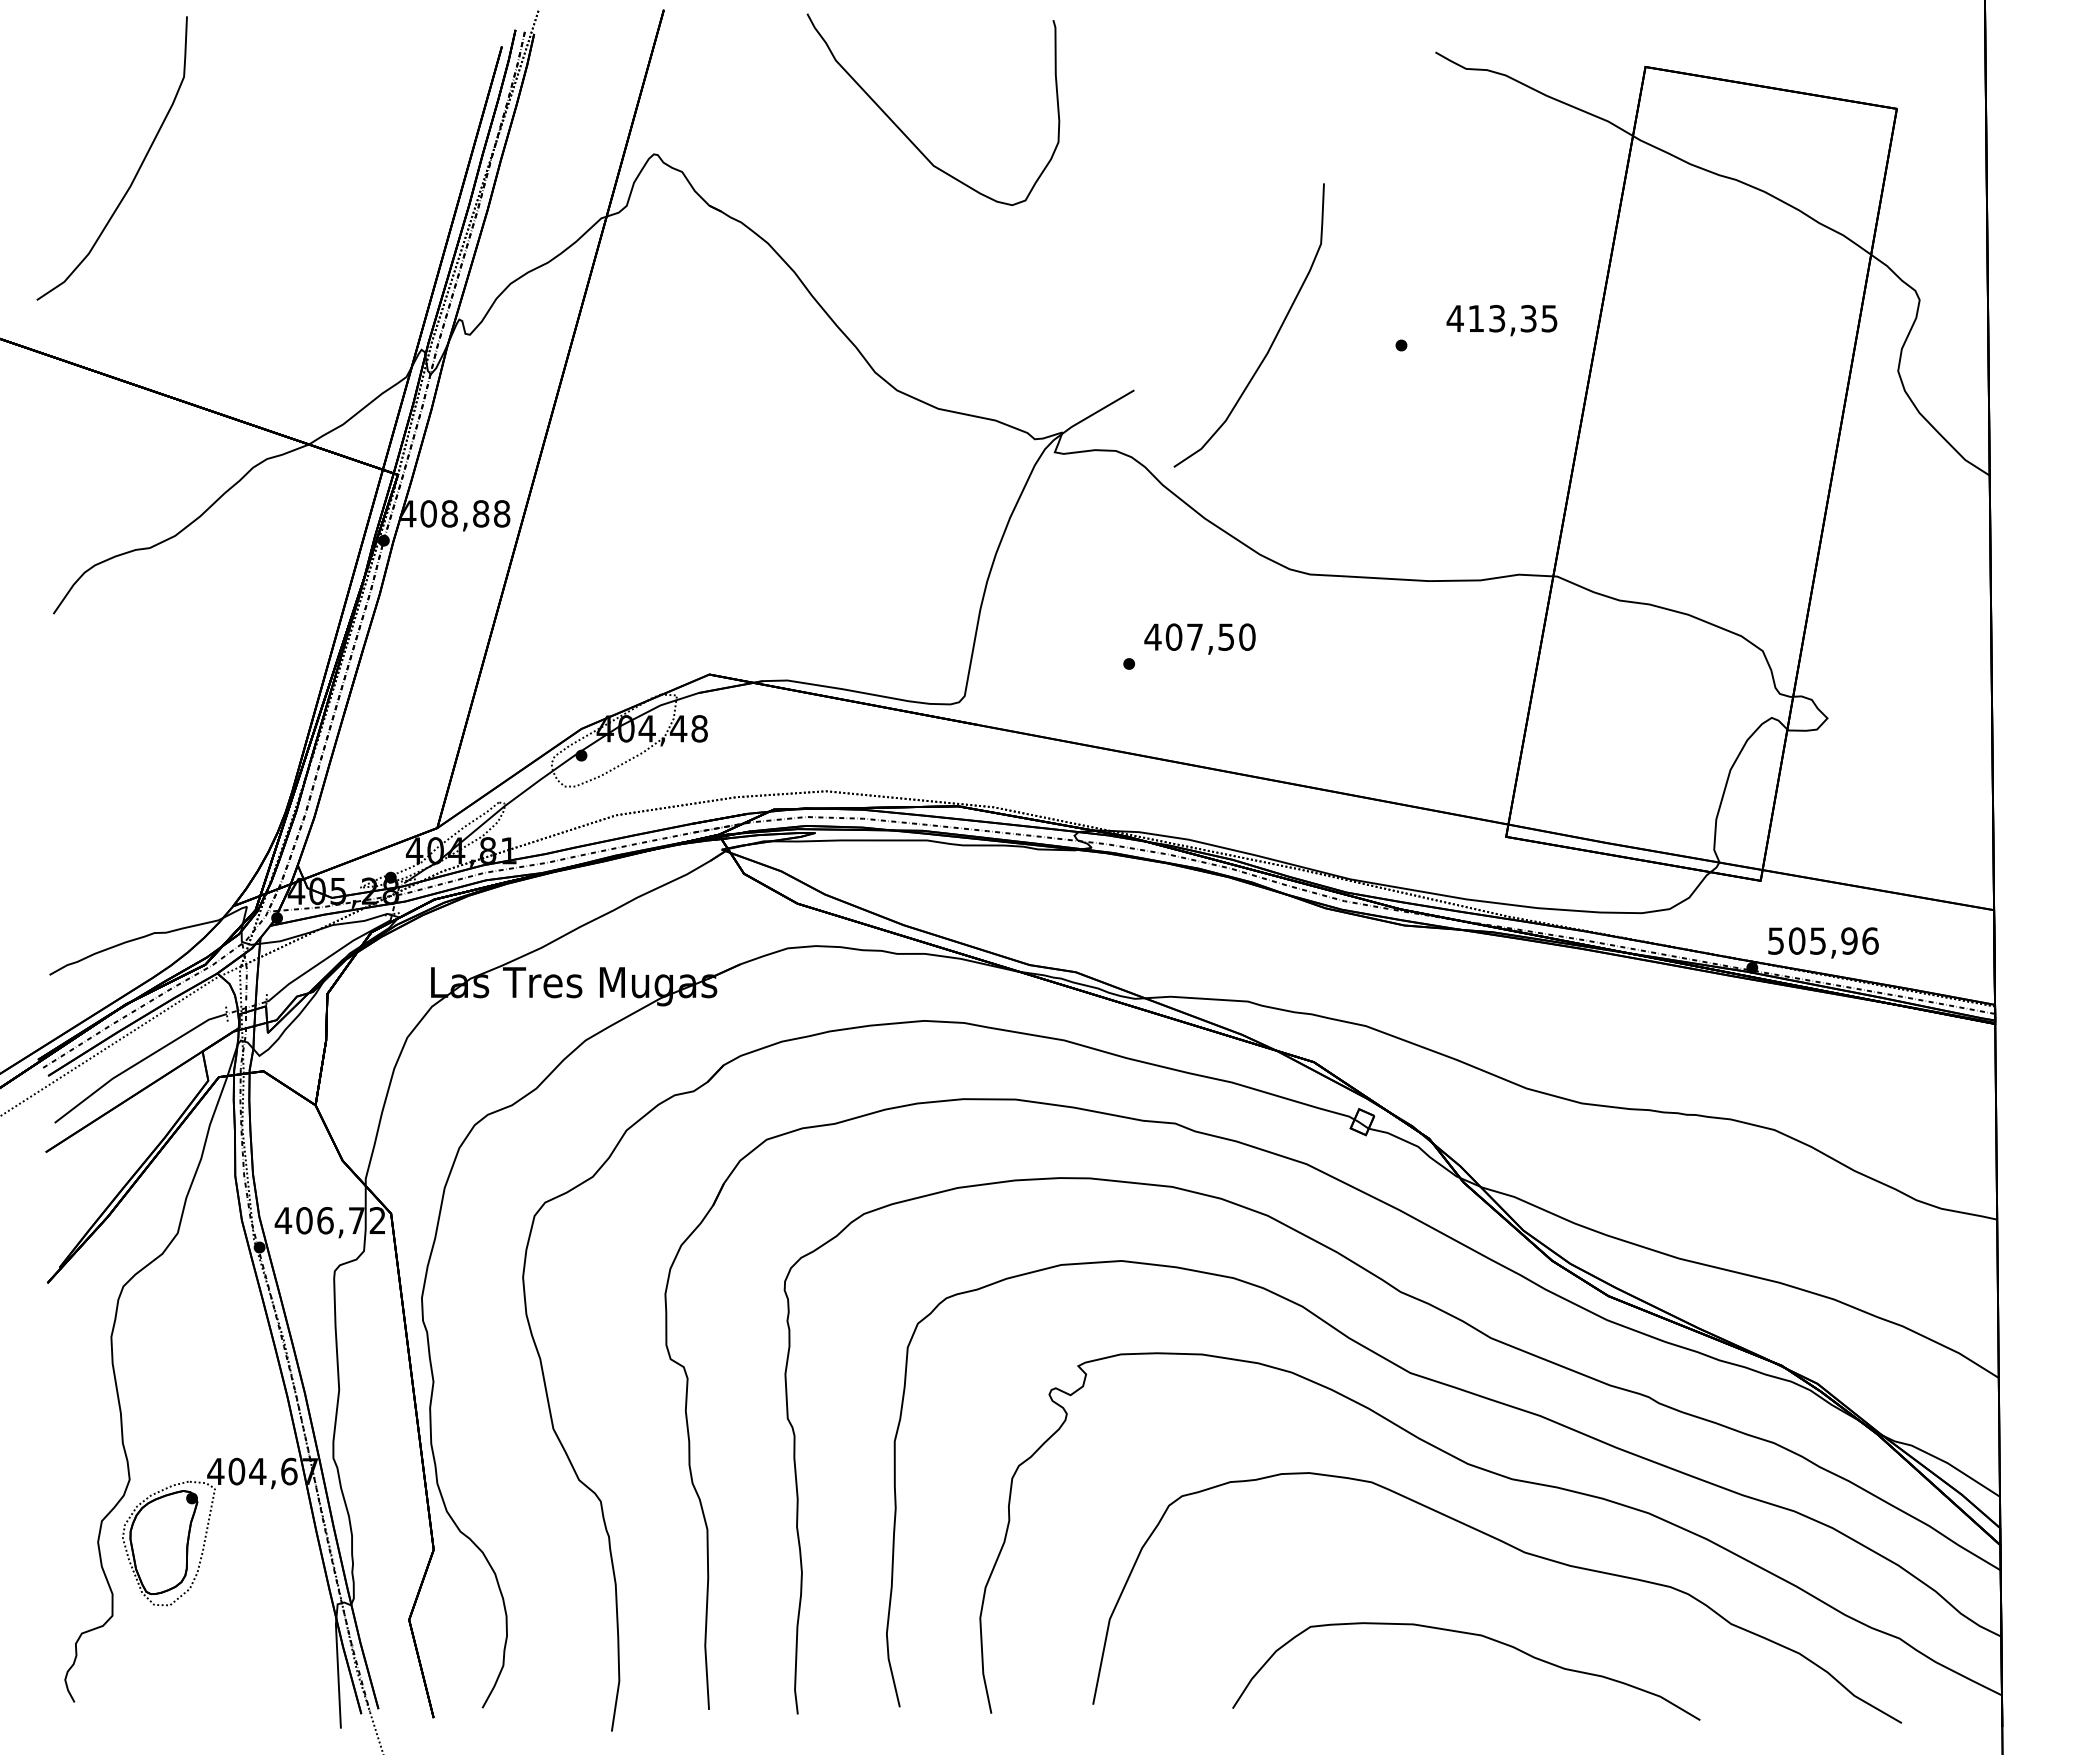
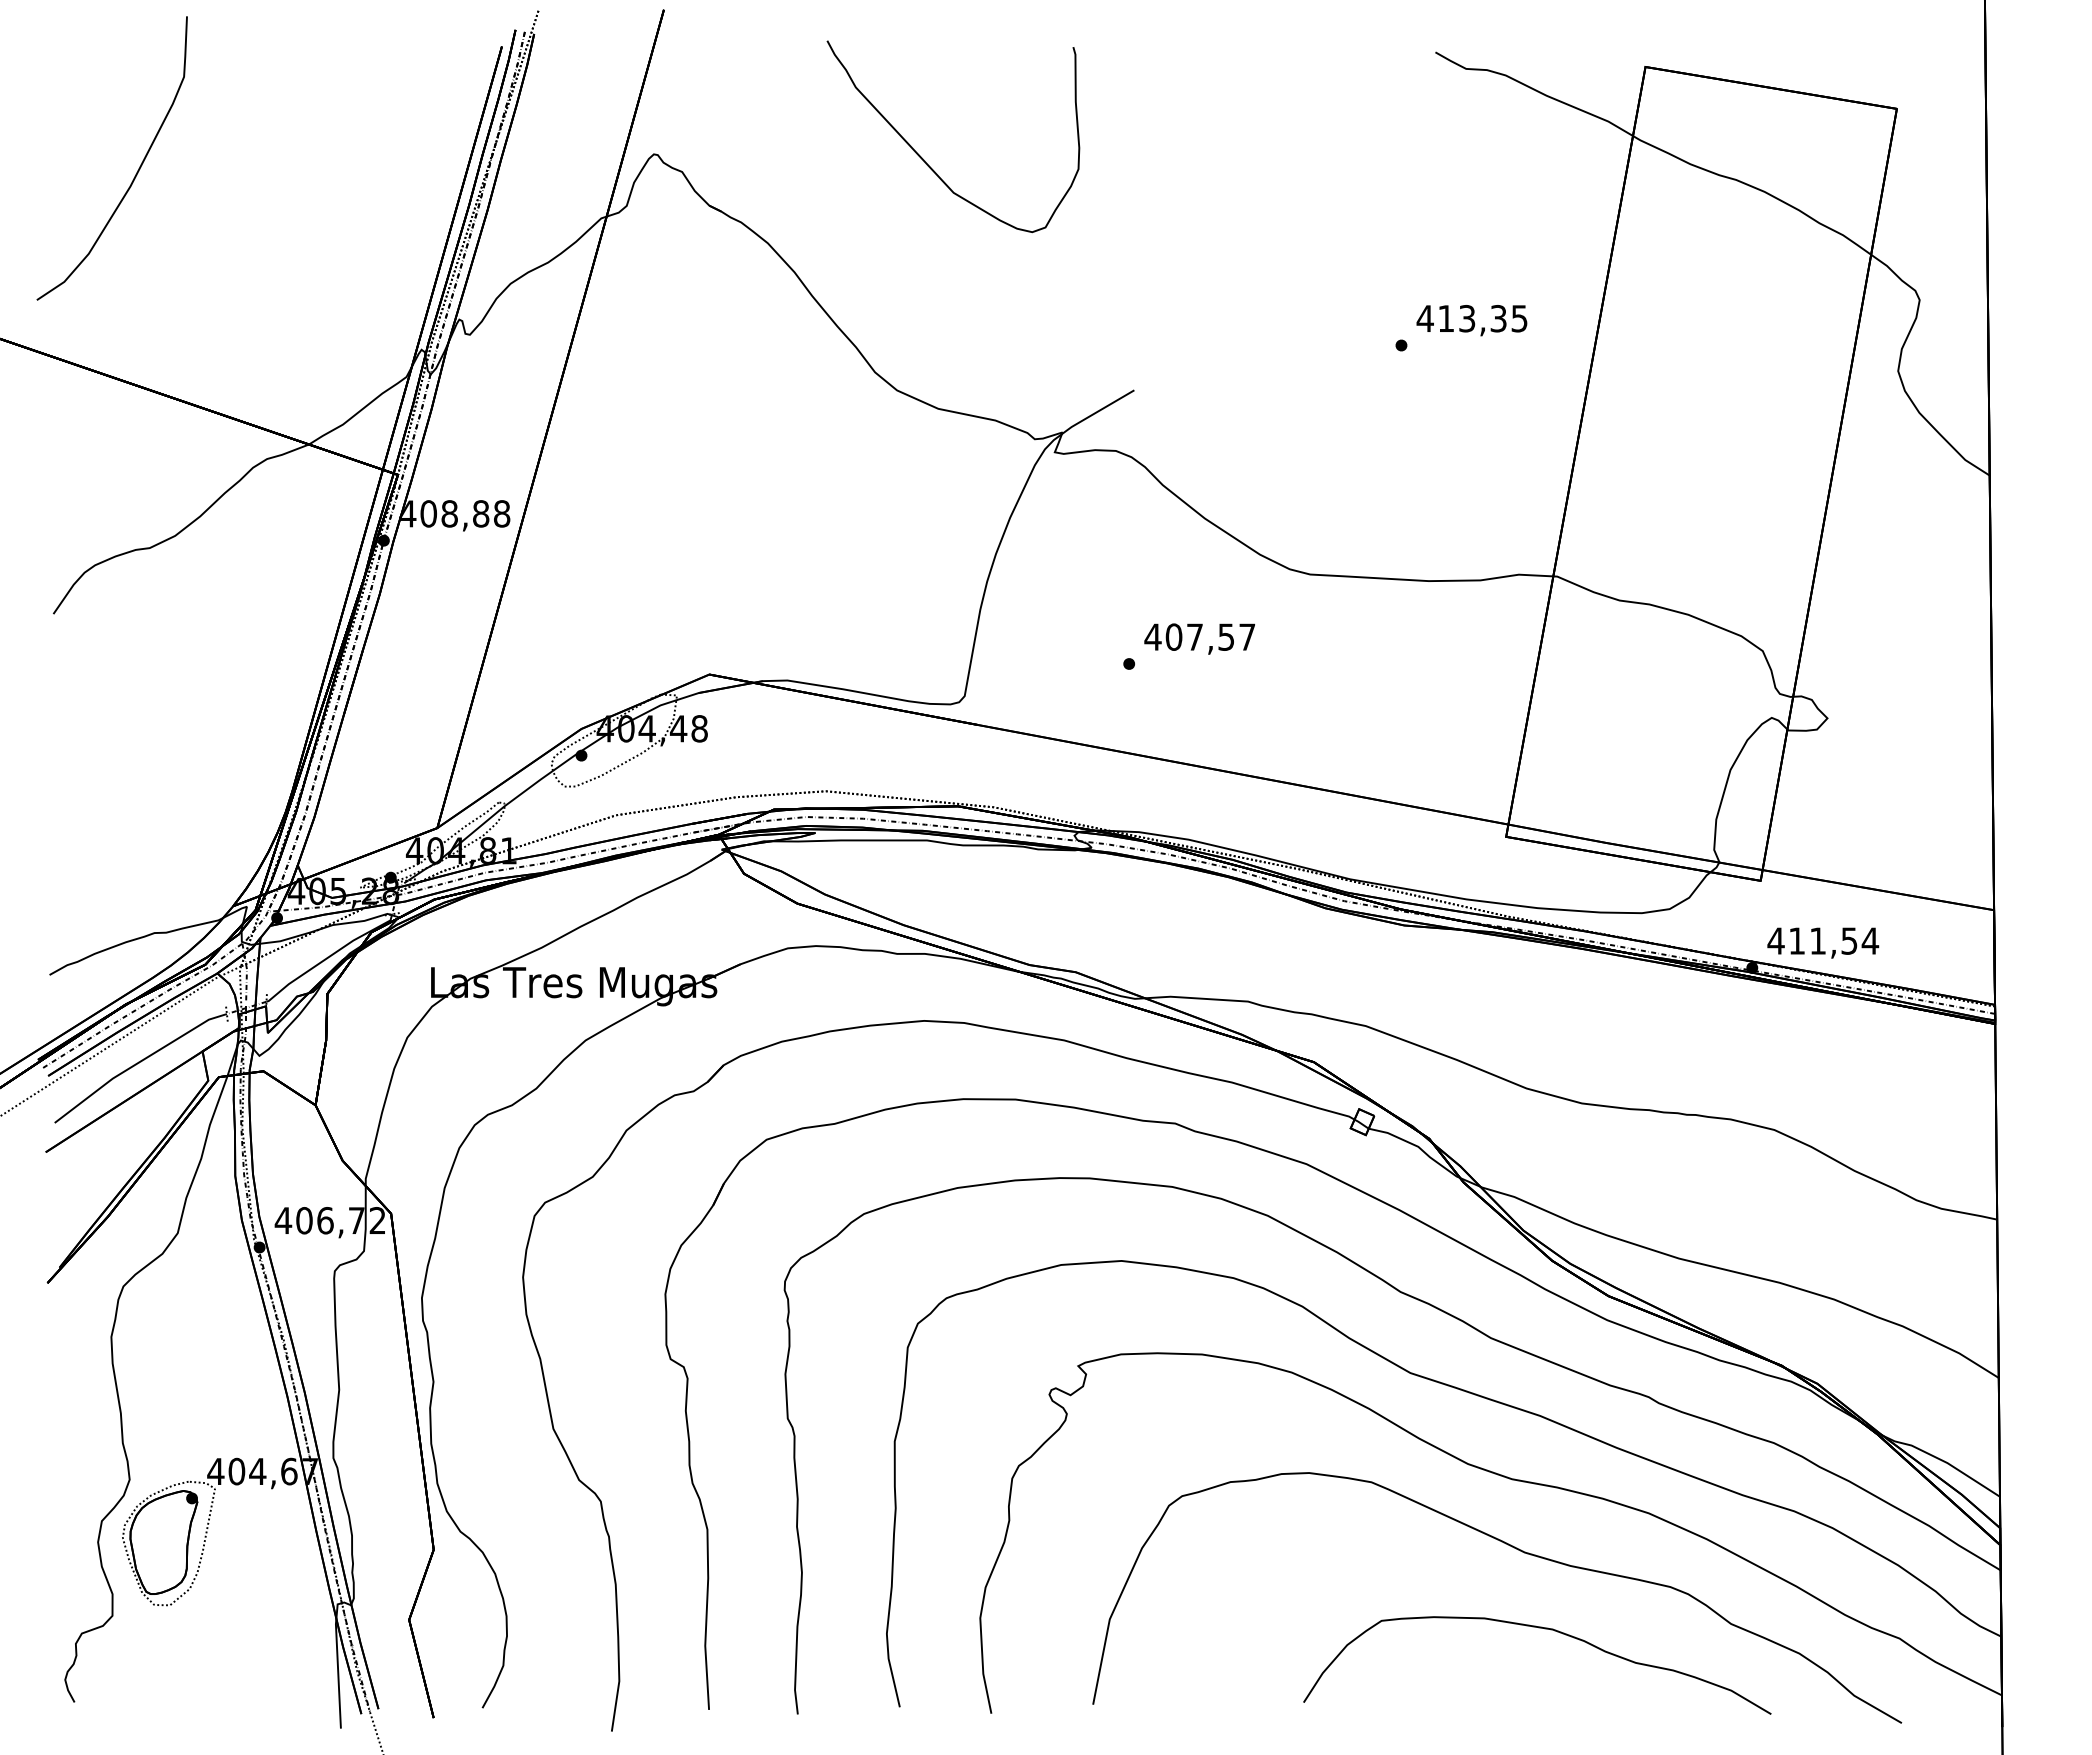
curve position: (904, 132) -> (924, 159) (924, 159)
text position: (1501, 320) -> (1471, 320) (1471, 320)
curve: present -> none (1274, 337)
text: 407,50 -> 407,57 (1247, 636)
text: 505,96 -> 411,54 (1823, 940)
curve position: (1473, 1635) -> (1544, 1629) (1544, 1629)
